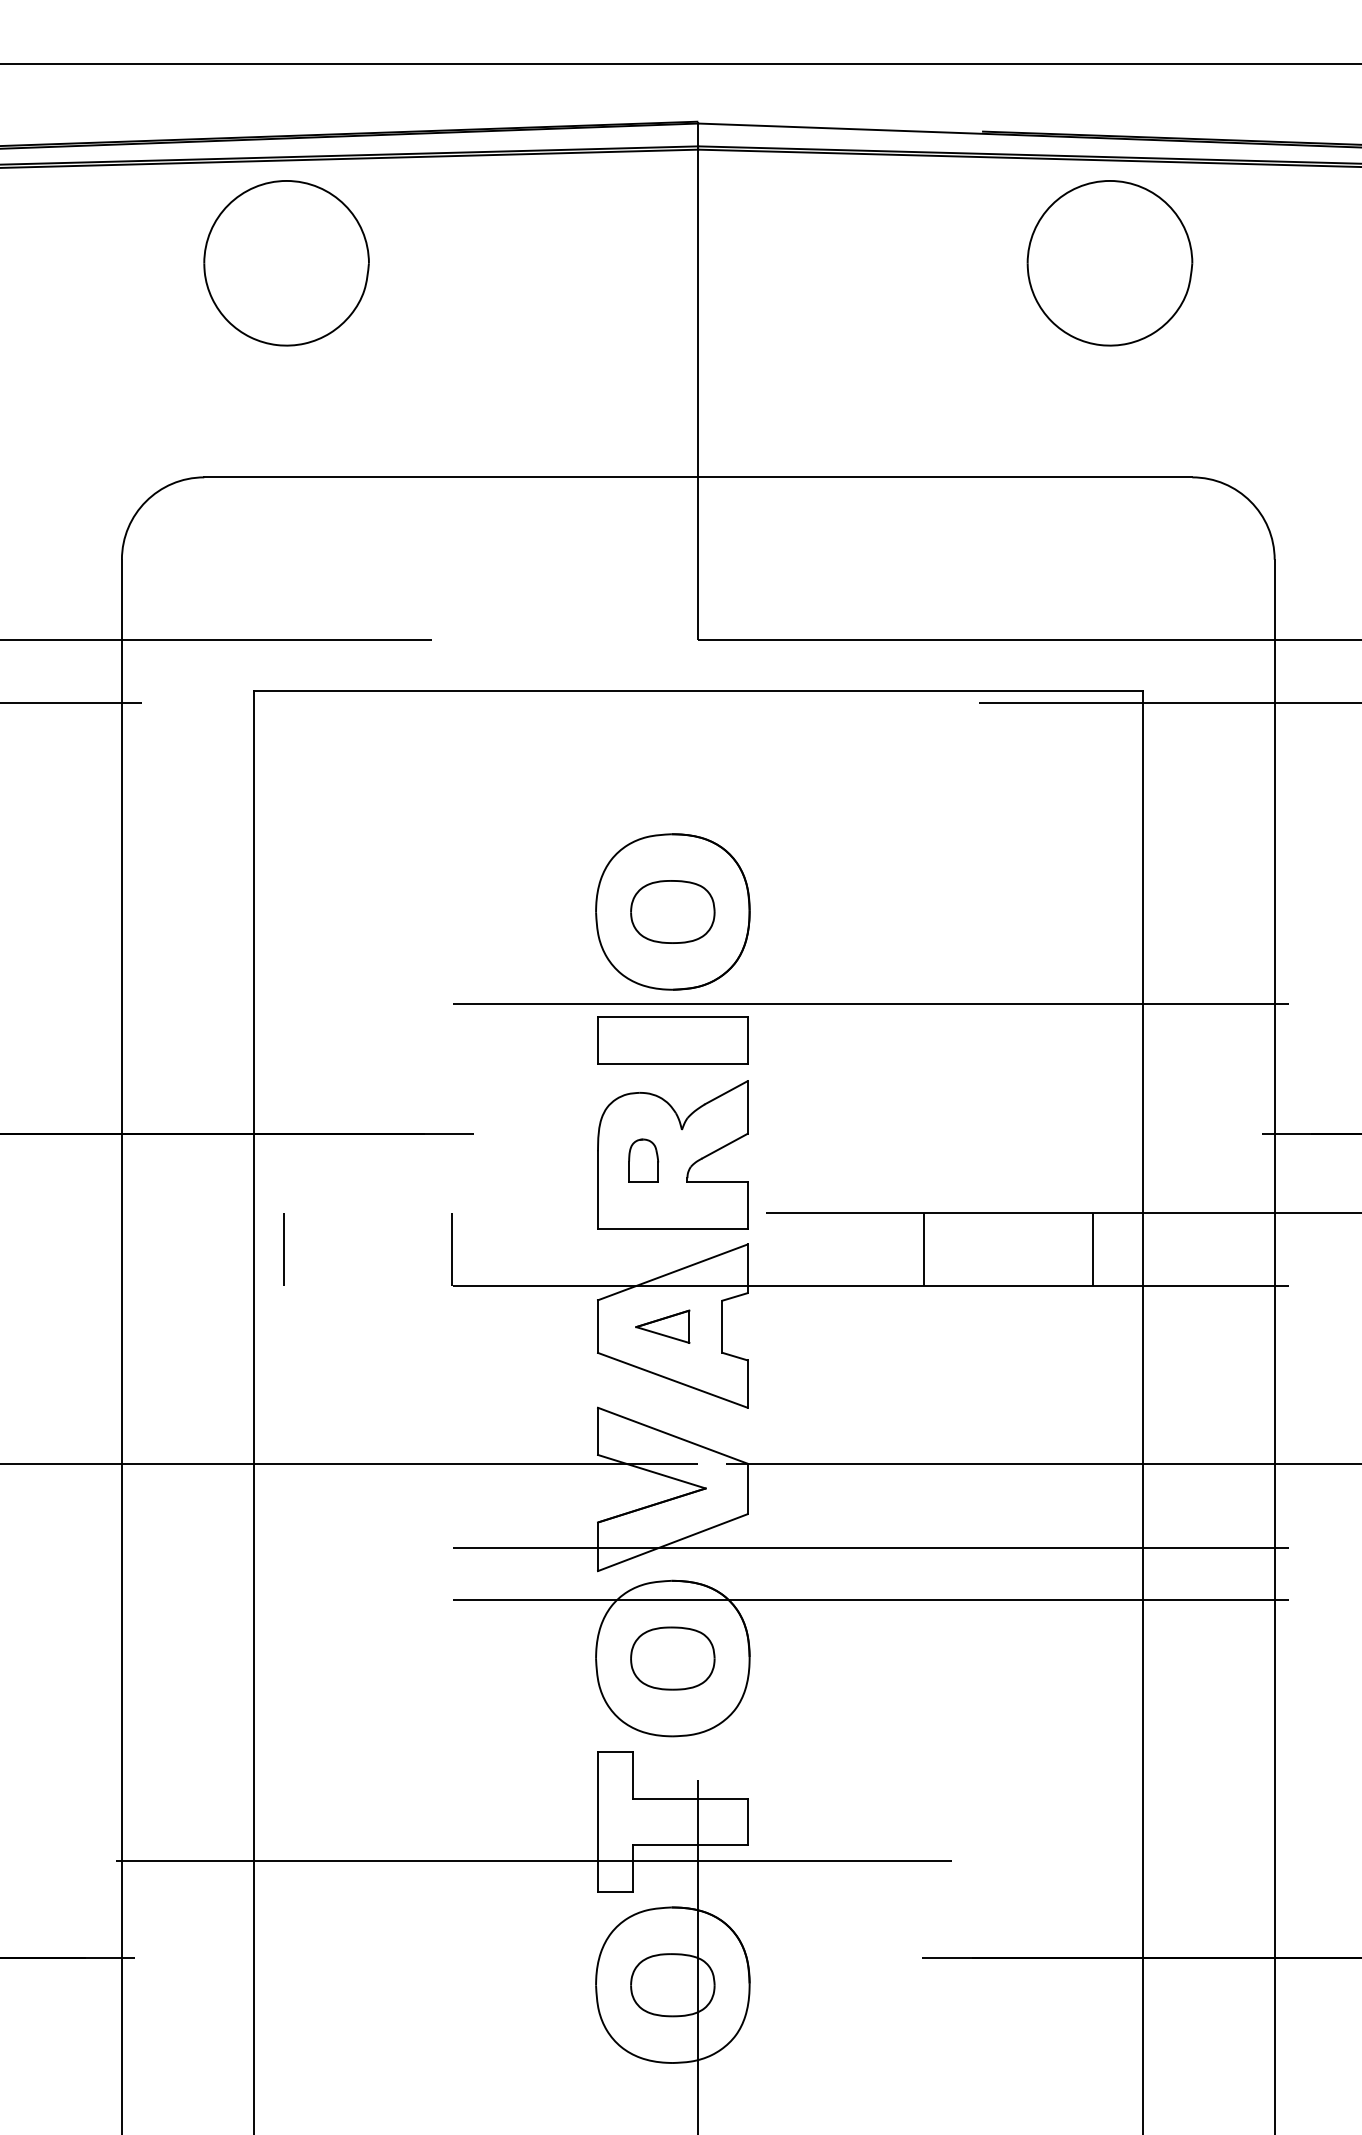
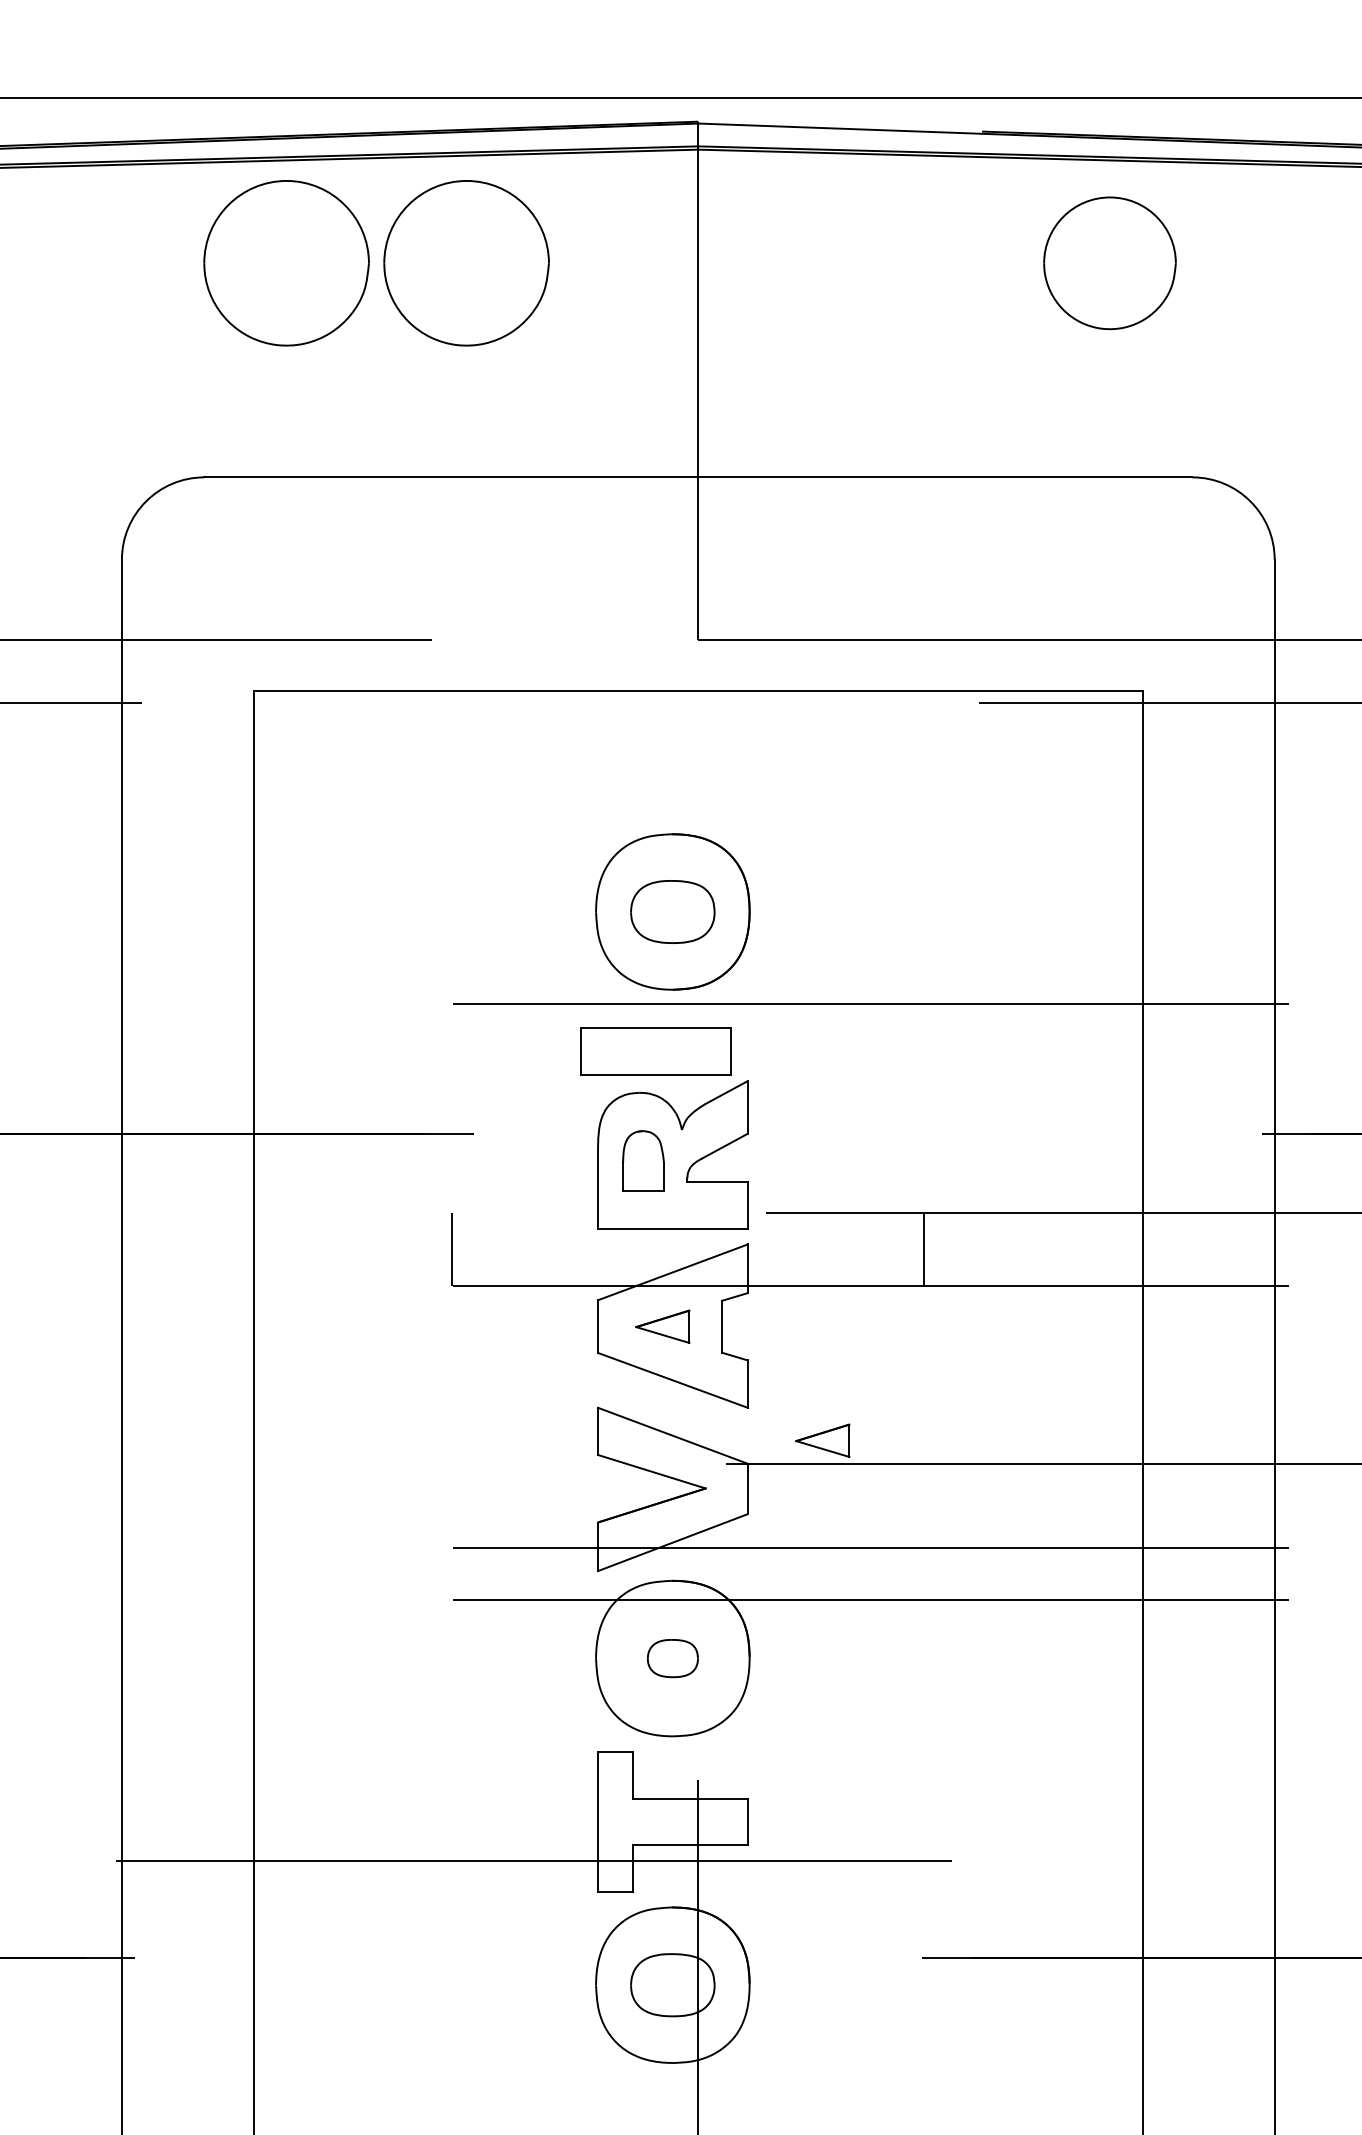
line position: (680, 64) -> (680, 98) (680, 98)
part: none -> present (466, 263)
part size: 168x167 px -> 134x135 px (1109, 263)
part position: (672, 1040) -> (655, 1051) (655, 1051)
part size: 32x45 px -> 43x62 px (643, 1160)
line: present -> none (283, 1249)
line: present -> none (1093, 1249)
part: none -> present (822, 1440)
line: present -> none (350, 1463)
part size: 86x65 px -> 52x40 px (672, 1658)
